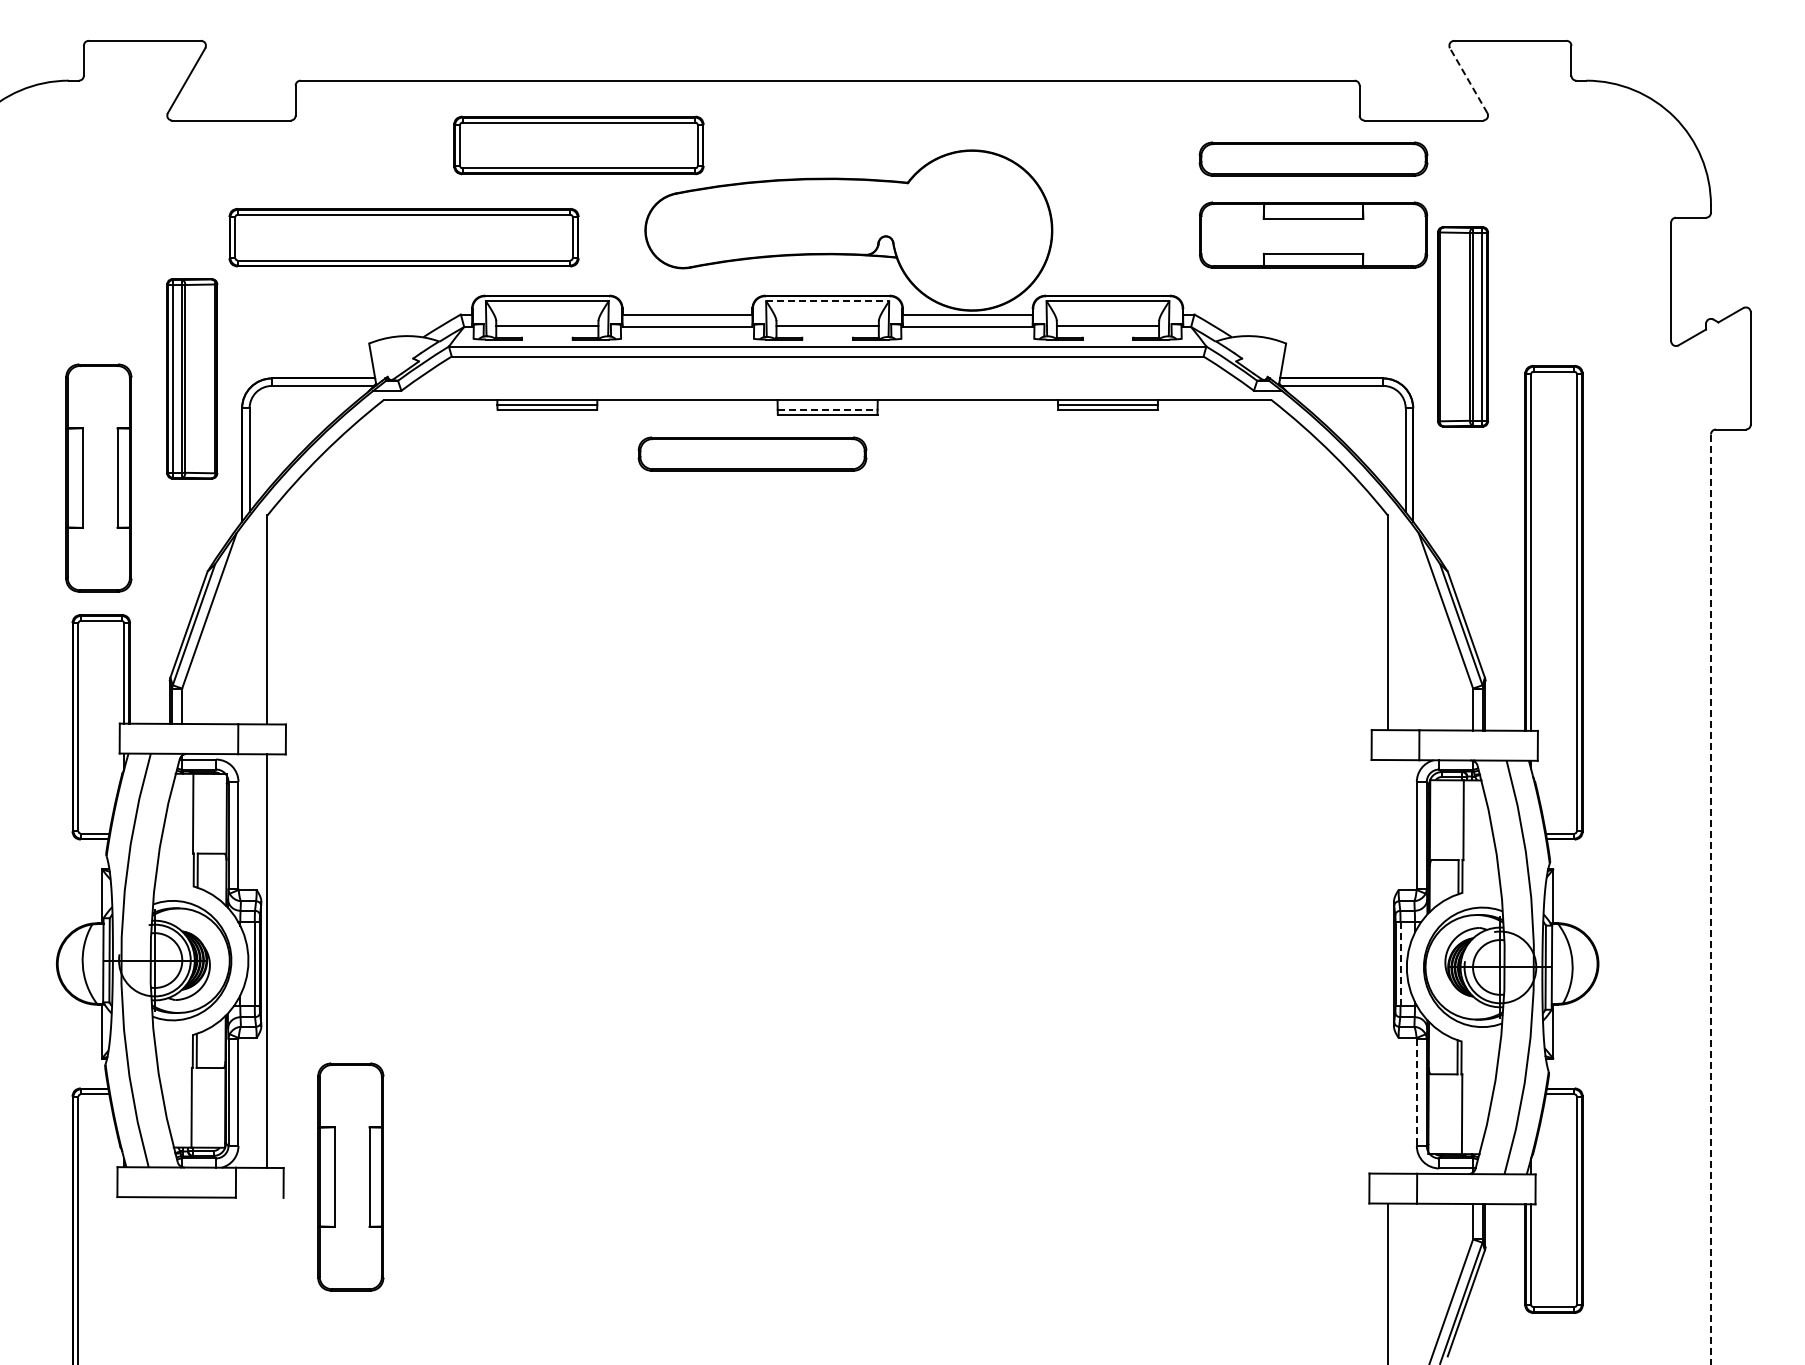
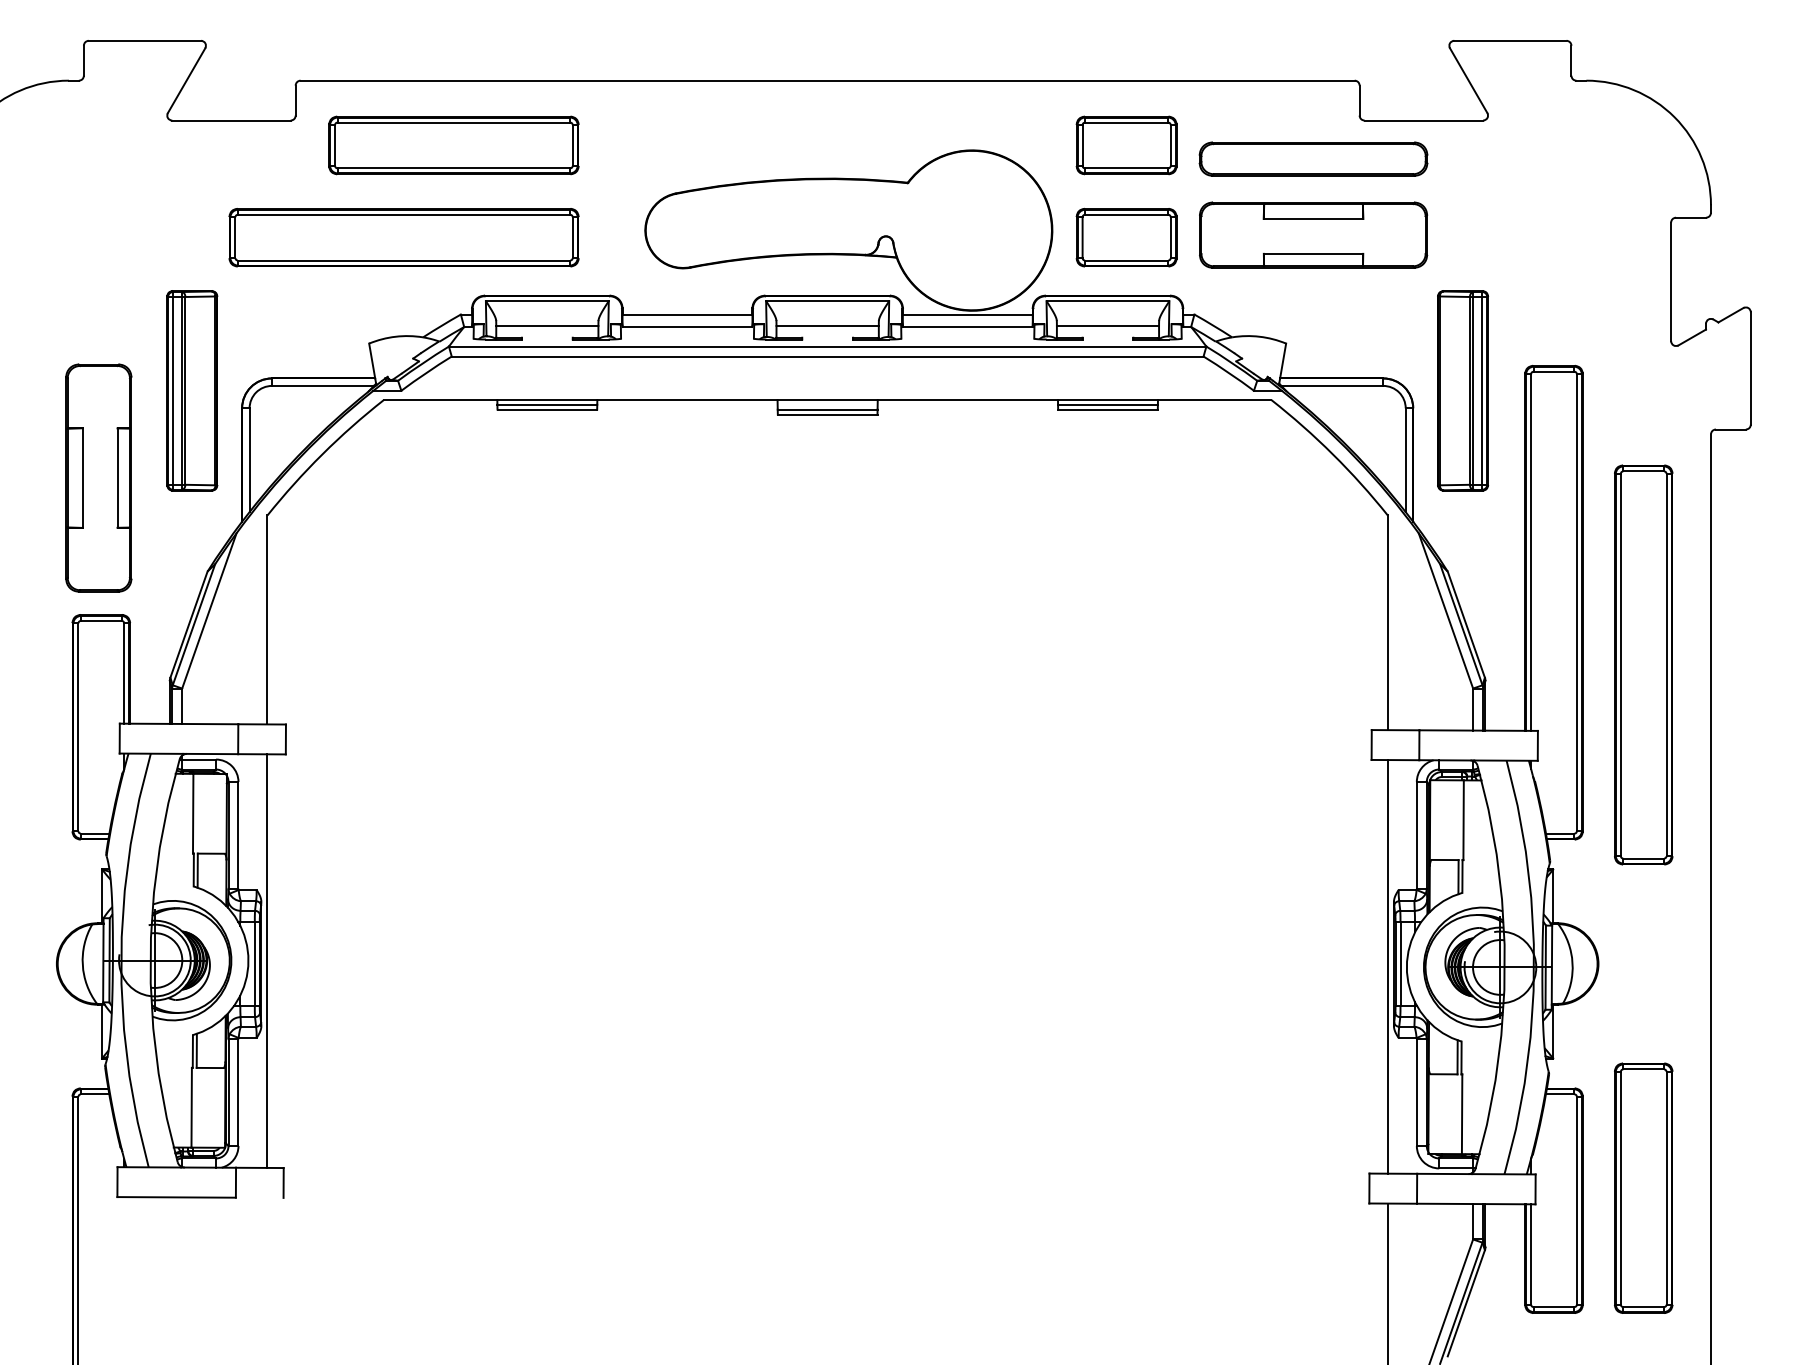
line: dashed -> solid (1468, 80)
part position: (578, 145) -> (453, 145) (453, 145)
part: none -> present (1126, 145)
part: none -> present (1126, 237)
line: dashed -> solid (827, 301)
part position: (1462, 326) -> (1462, 390) (1462, 390)
part position: (192, 378) -> (192, 390) (192, 390)
line: dashed -> solid (827, 409)
part: present -> none (752, 453)
part: none -> present (1643, 664)
line: dashed -> solid (1710, 899)
line: dashed -> solid (1400, 964)
line: none -> present (1387, 966)
line: dashed -> solid (1416, 1093)
part: present -> none (350, 1176)
part: none -> present (1643, 1187)
